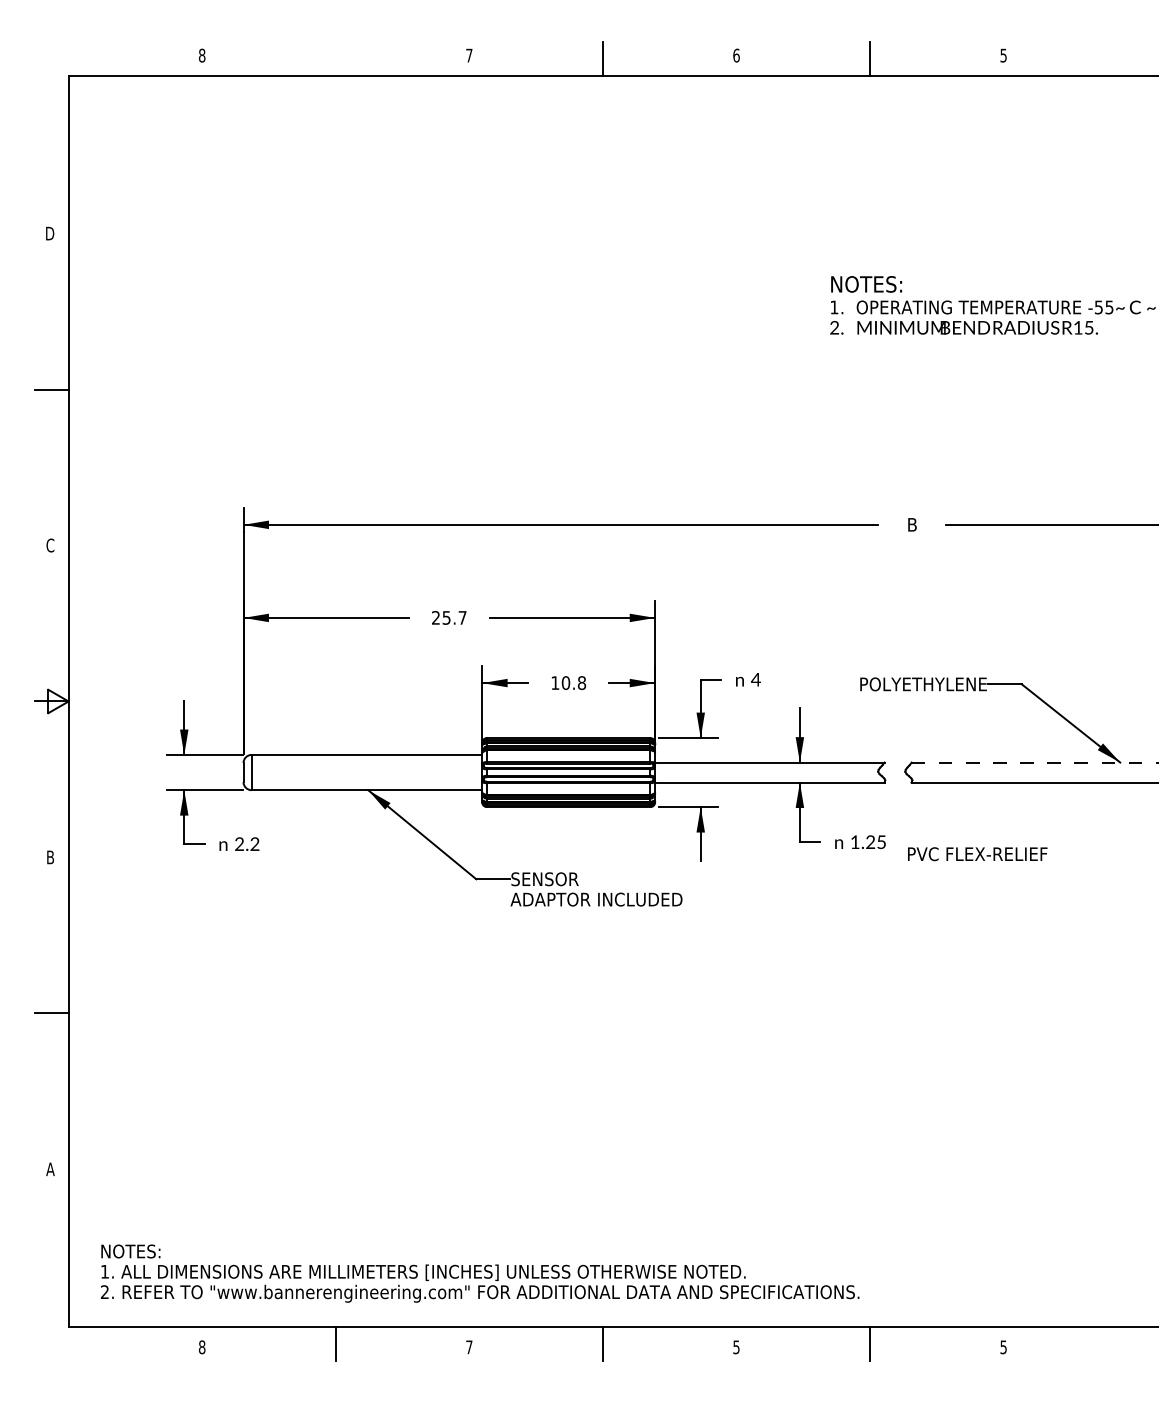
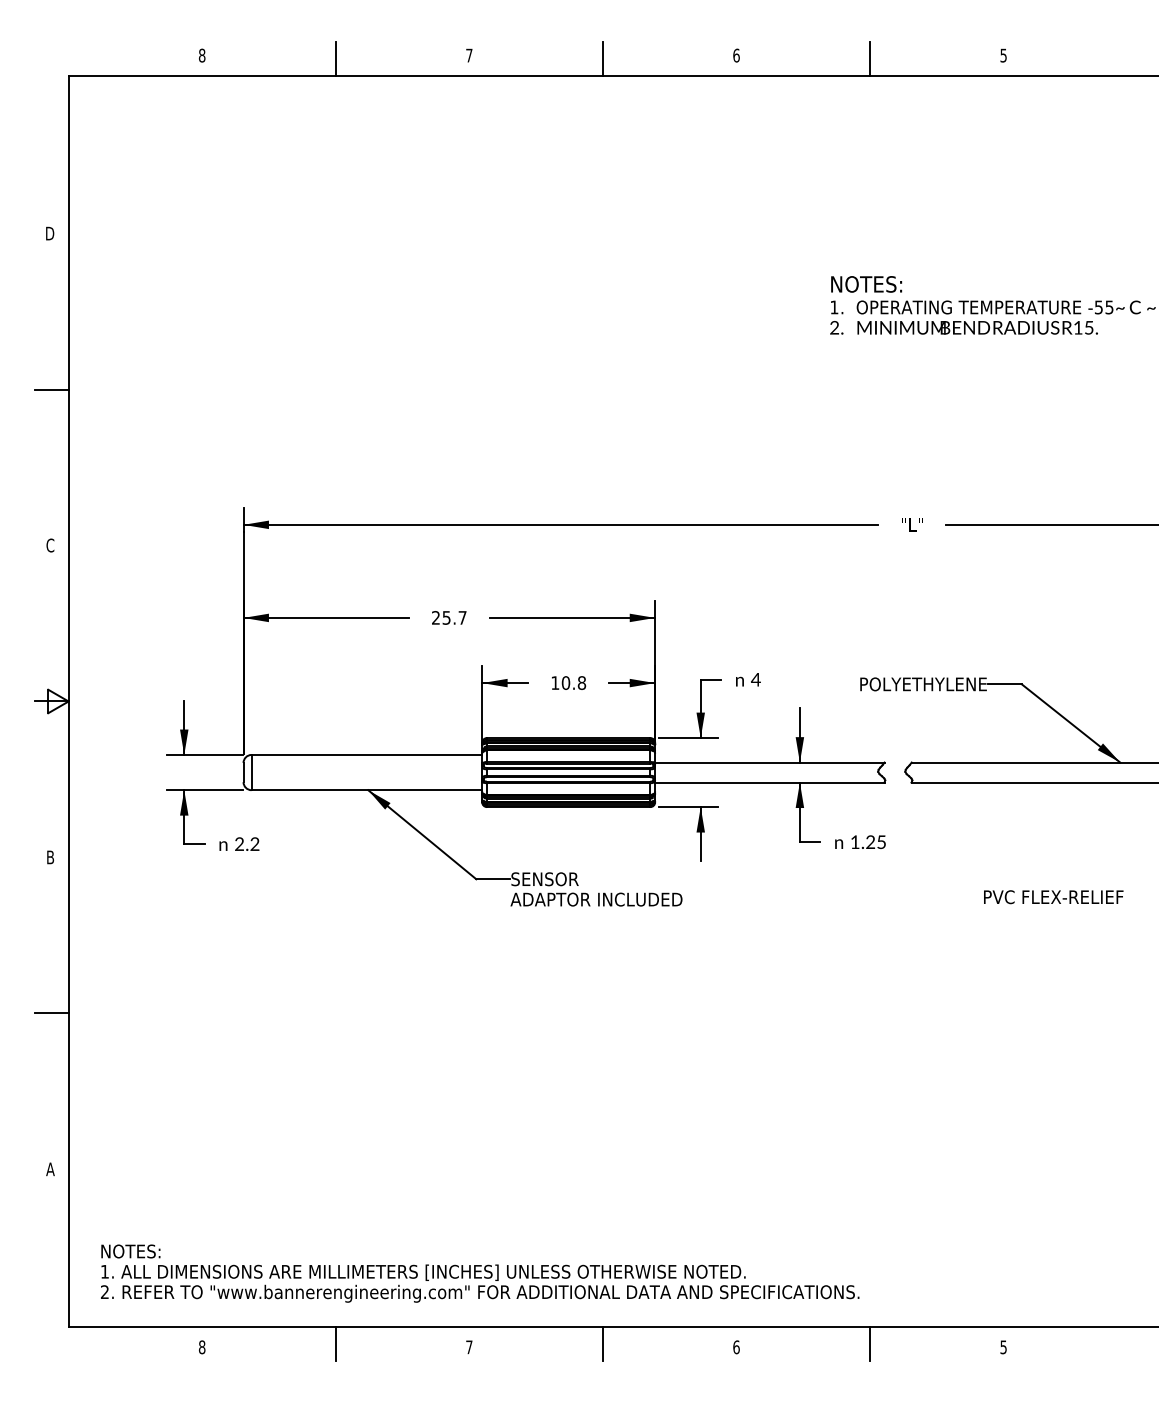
line: none -> present (335, 58)
text: B -> "L" (912, 524)
line: dashed -> solid (1035, 762)
text position: (977, 854) -> (1053, 897) (1053, 897)
text: 5 -> 6 (736, 1347)
